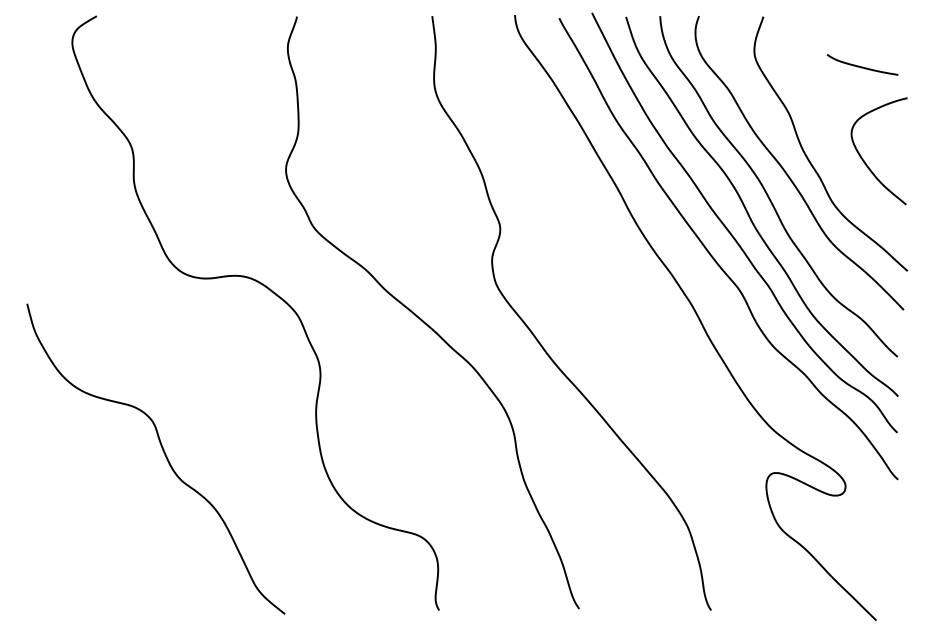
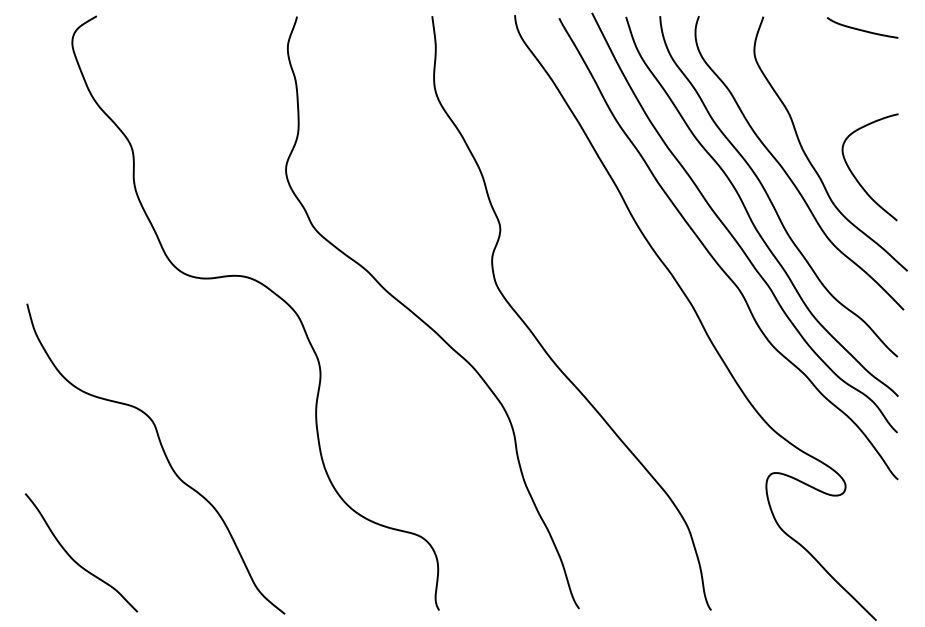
curve position: (862, 66) -> (862, 29) (862, 29)
curve position: (865, 161) -> (856, 177) (856, 177)
curve: none -> present (74, 559)
